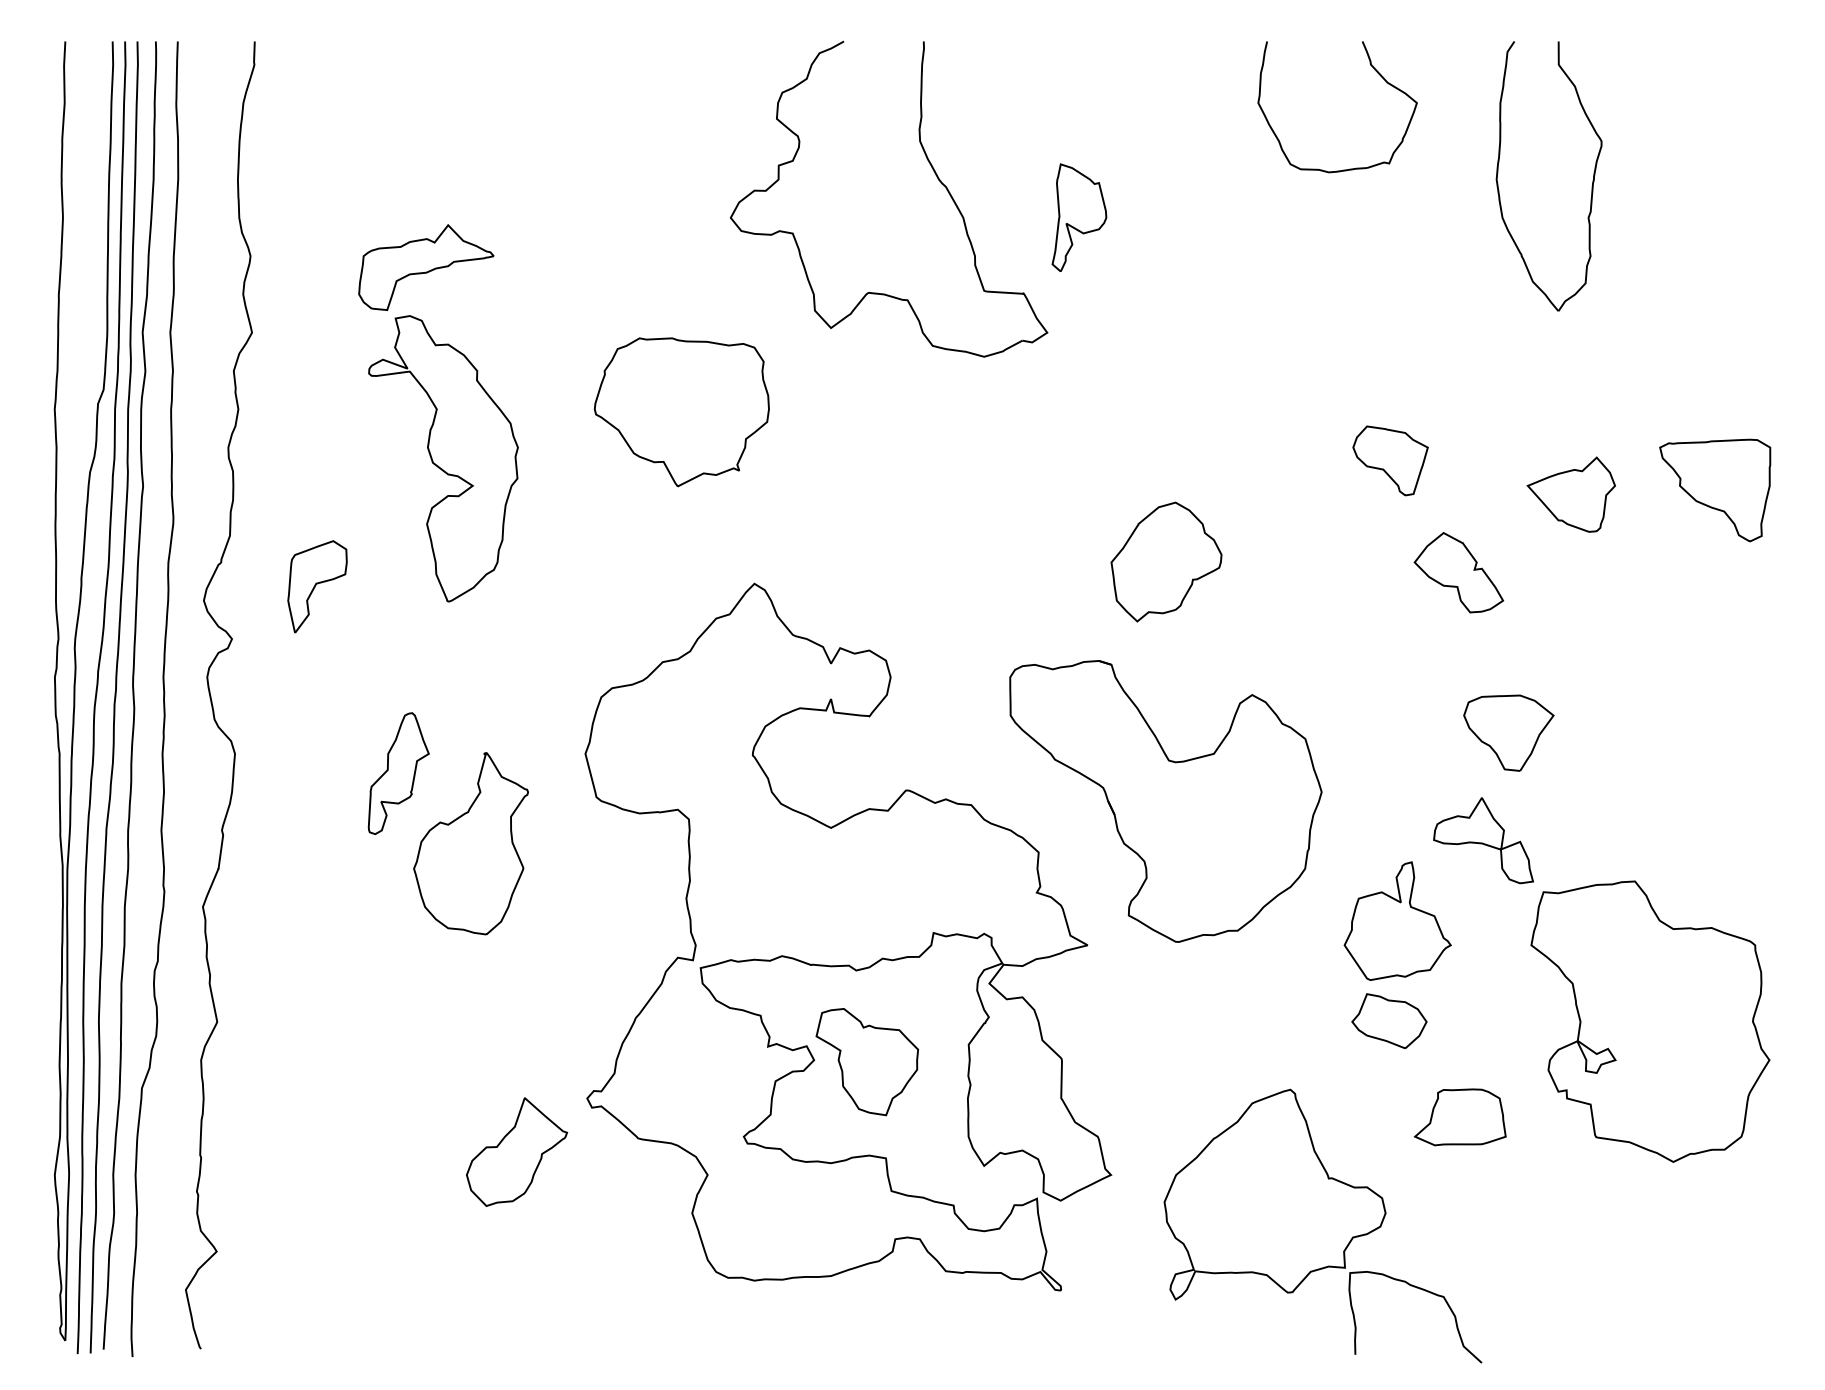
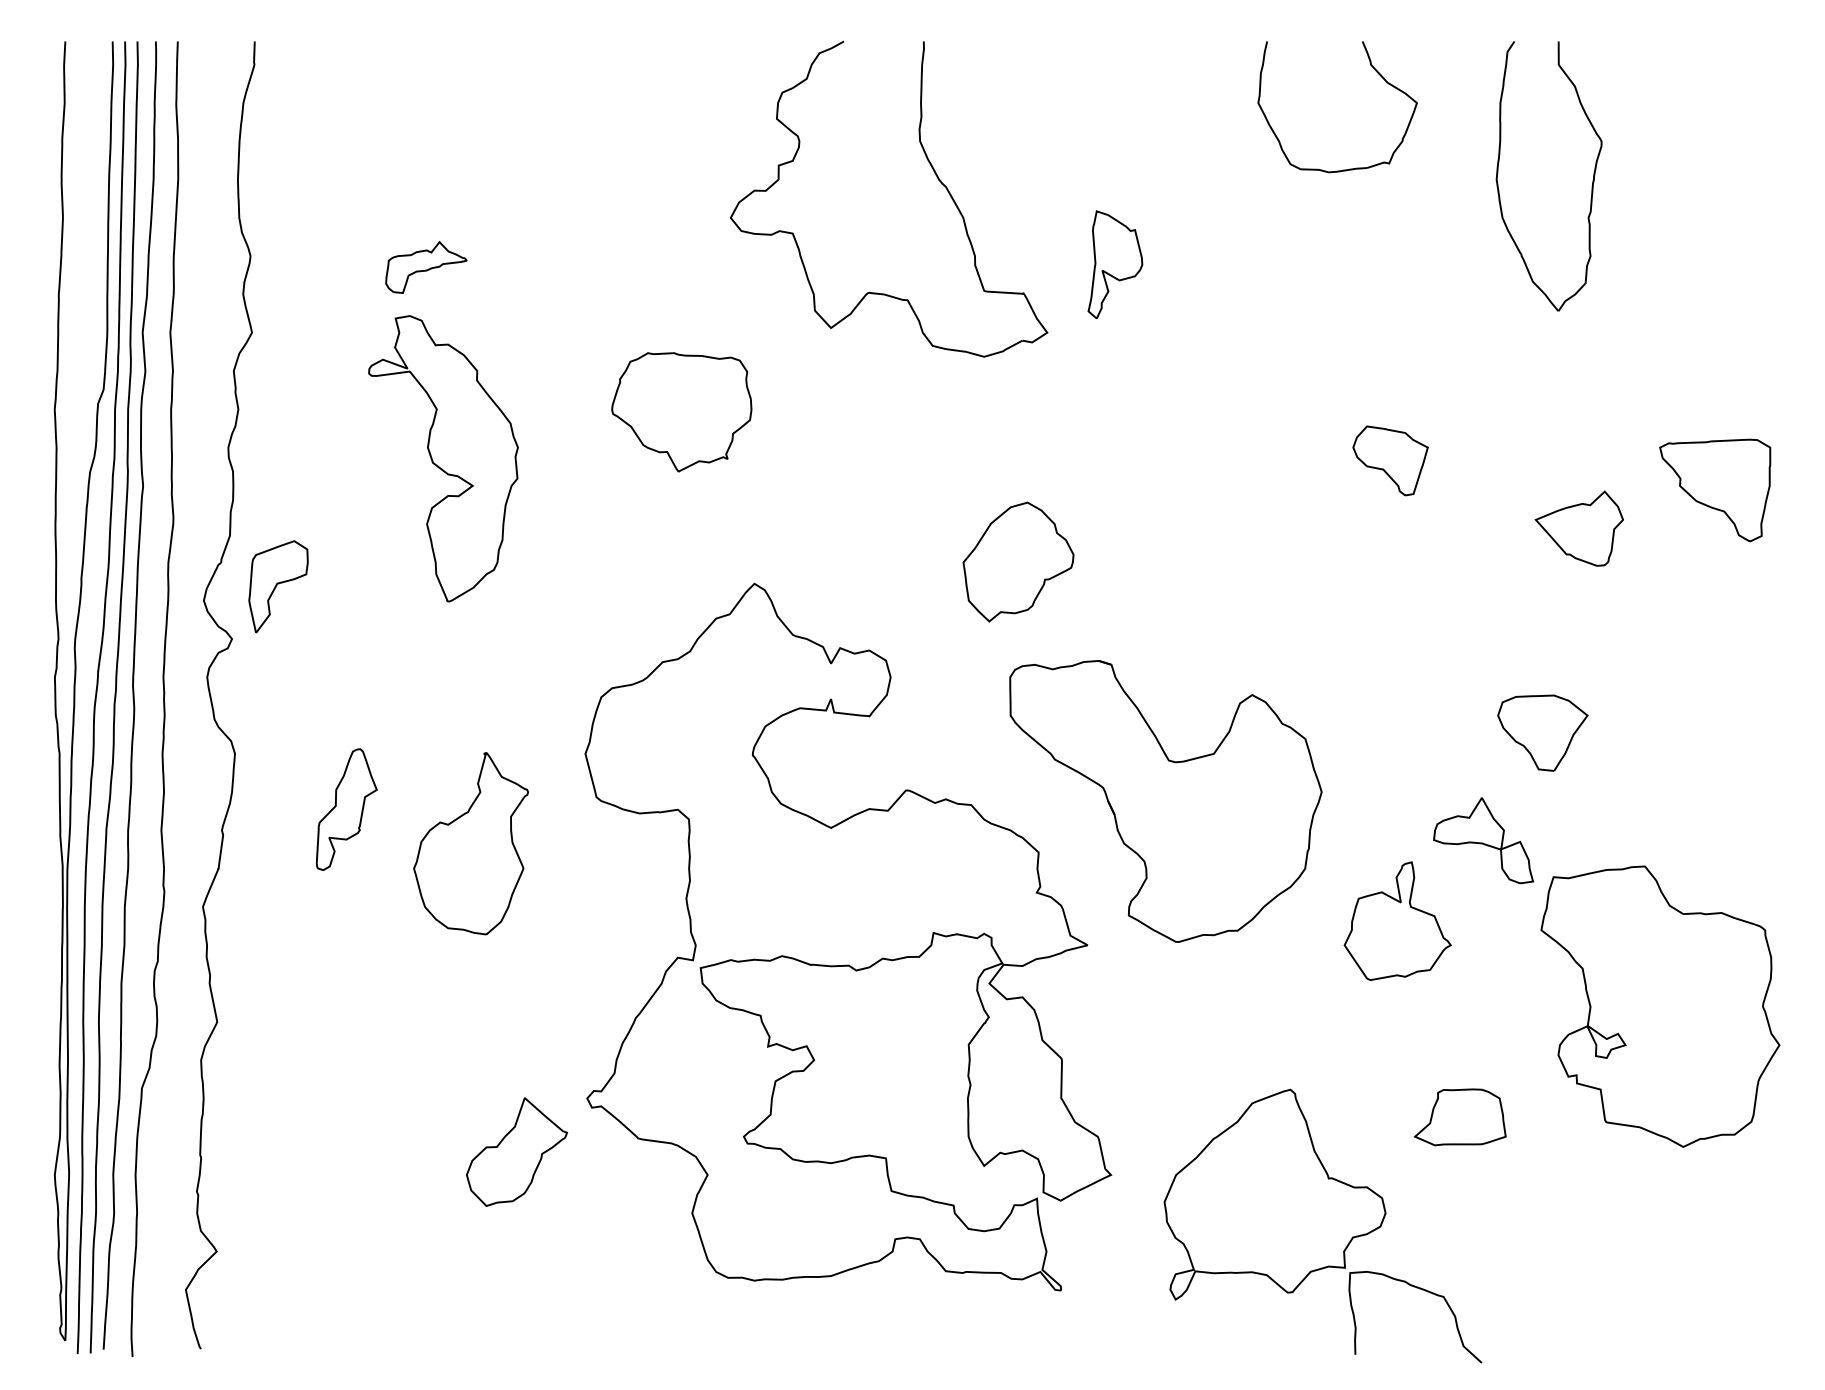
part position: (1079, 217) -> (1115, 264) (1115, 264)
part size: 137x87 px -> 83x53 px (426, 267)
part size: 177x151 px -> 142x121 px (681, 412)
part position: (1570, 494) -> (1578, 528) (1578, 528)
part position: (1166, 561) -> (1018, 561) (1018, 561)
part: present -> none (1458, 572)
part position: (317, 586) -> (278, 586) (278, 586)
part position: (1508, 732) -> (1542, 732) (1542, 732)
part position: (398, 773) -> (346, 809) (346, 809)
part: present -> none (1389, 1021)
part position: (1650, 1021) -> (1660, 1006) (1660, 1006)
part: present -> none (866, 1062)
